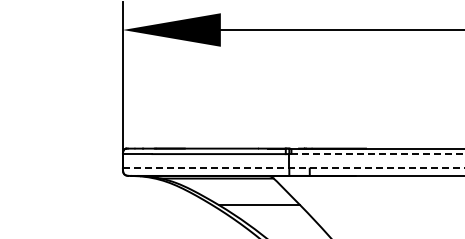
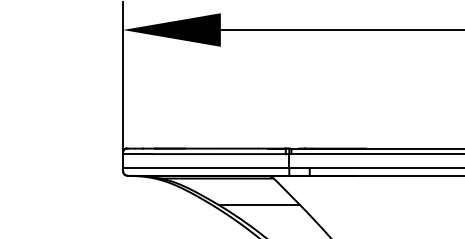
line: dashed -> solid (378, 154)
line: dashed -> solid (293, 167)
